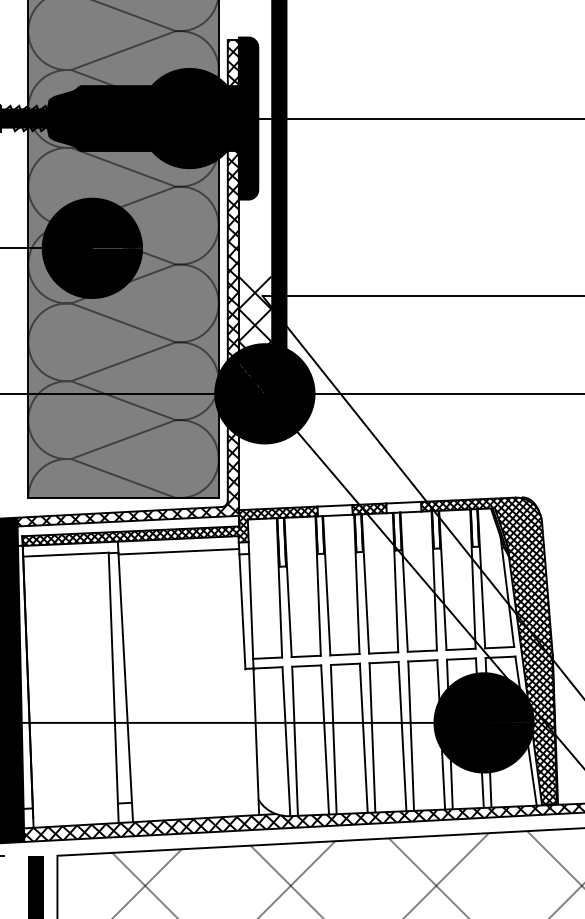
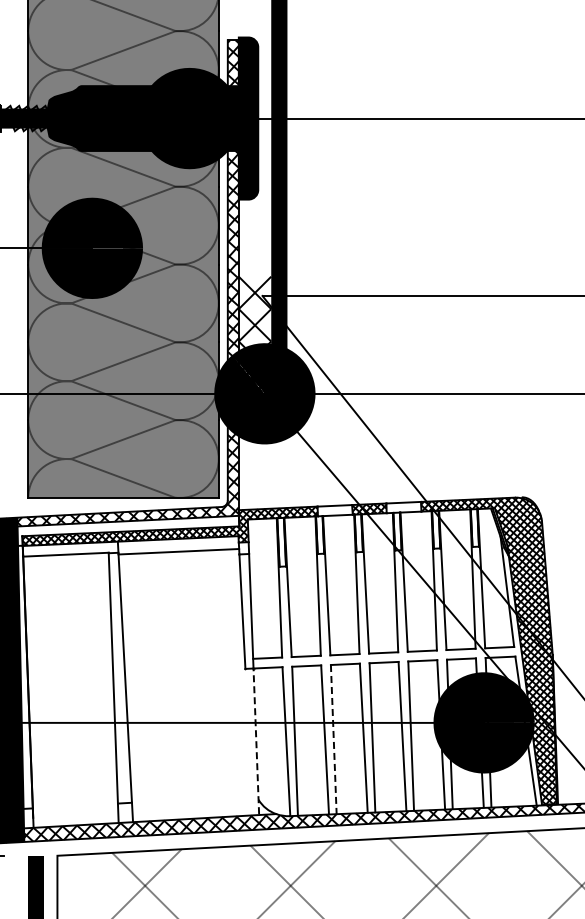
line: solid -> dashed (333, 739)
line: solid -> dashed (256, 741)
